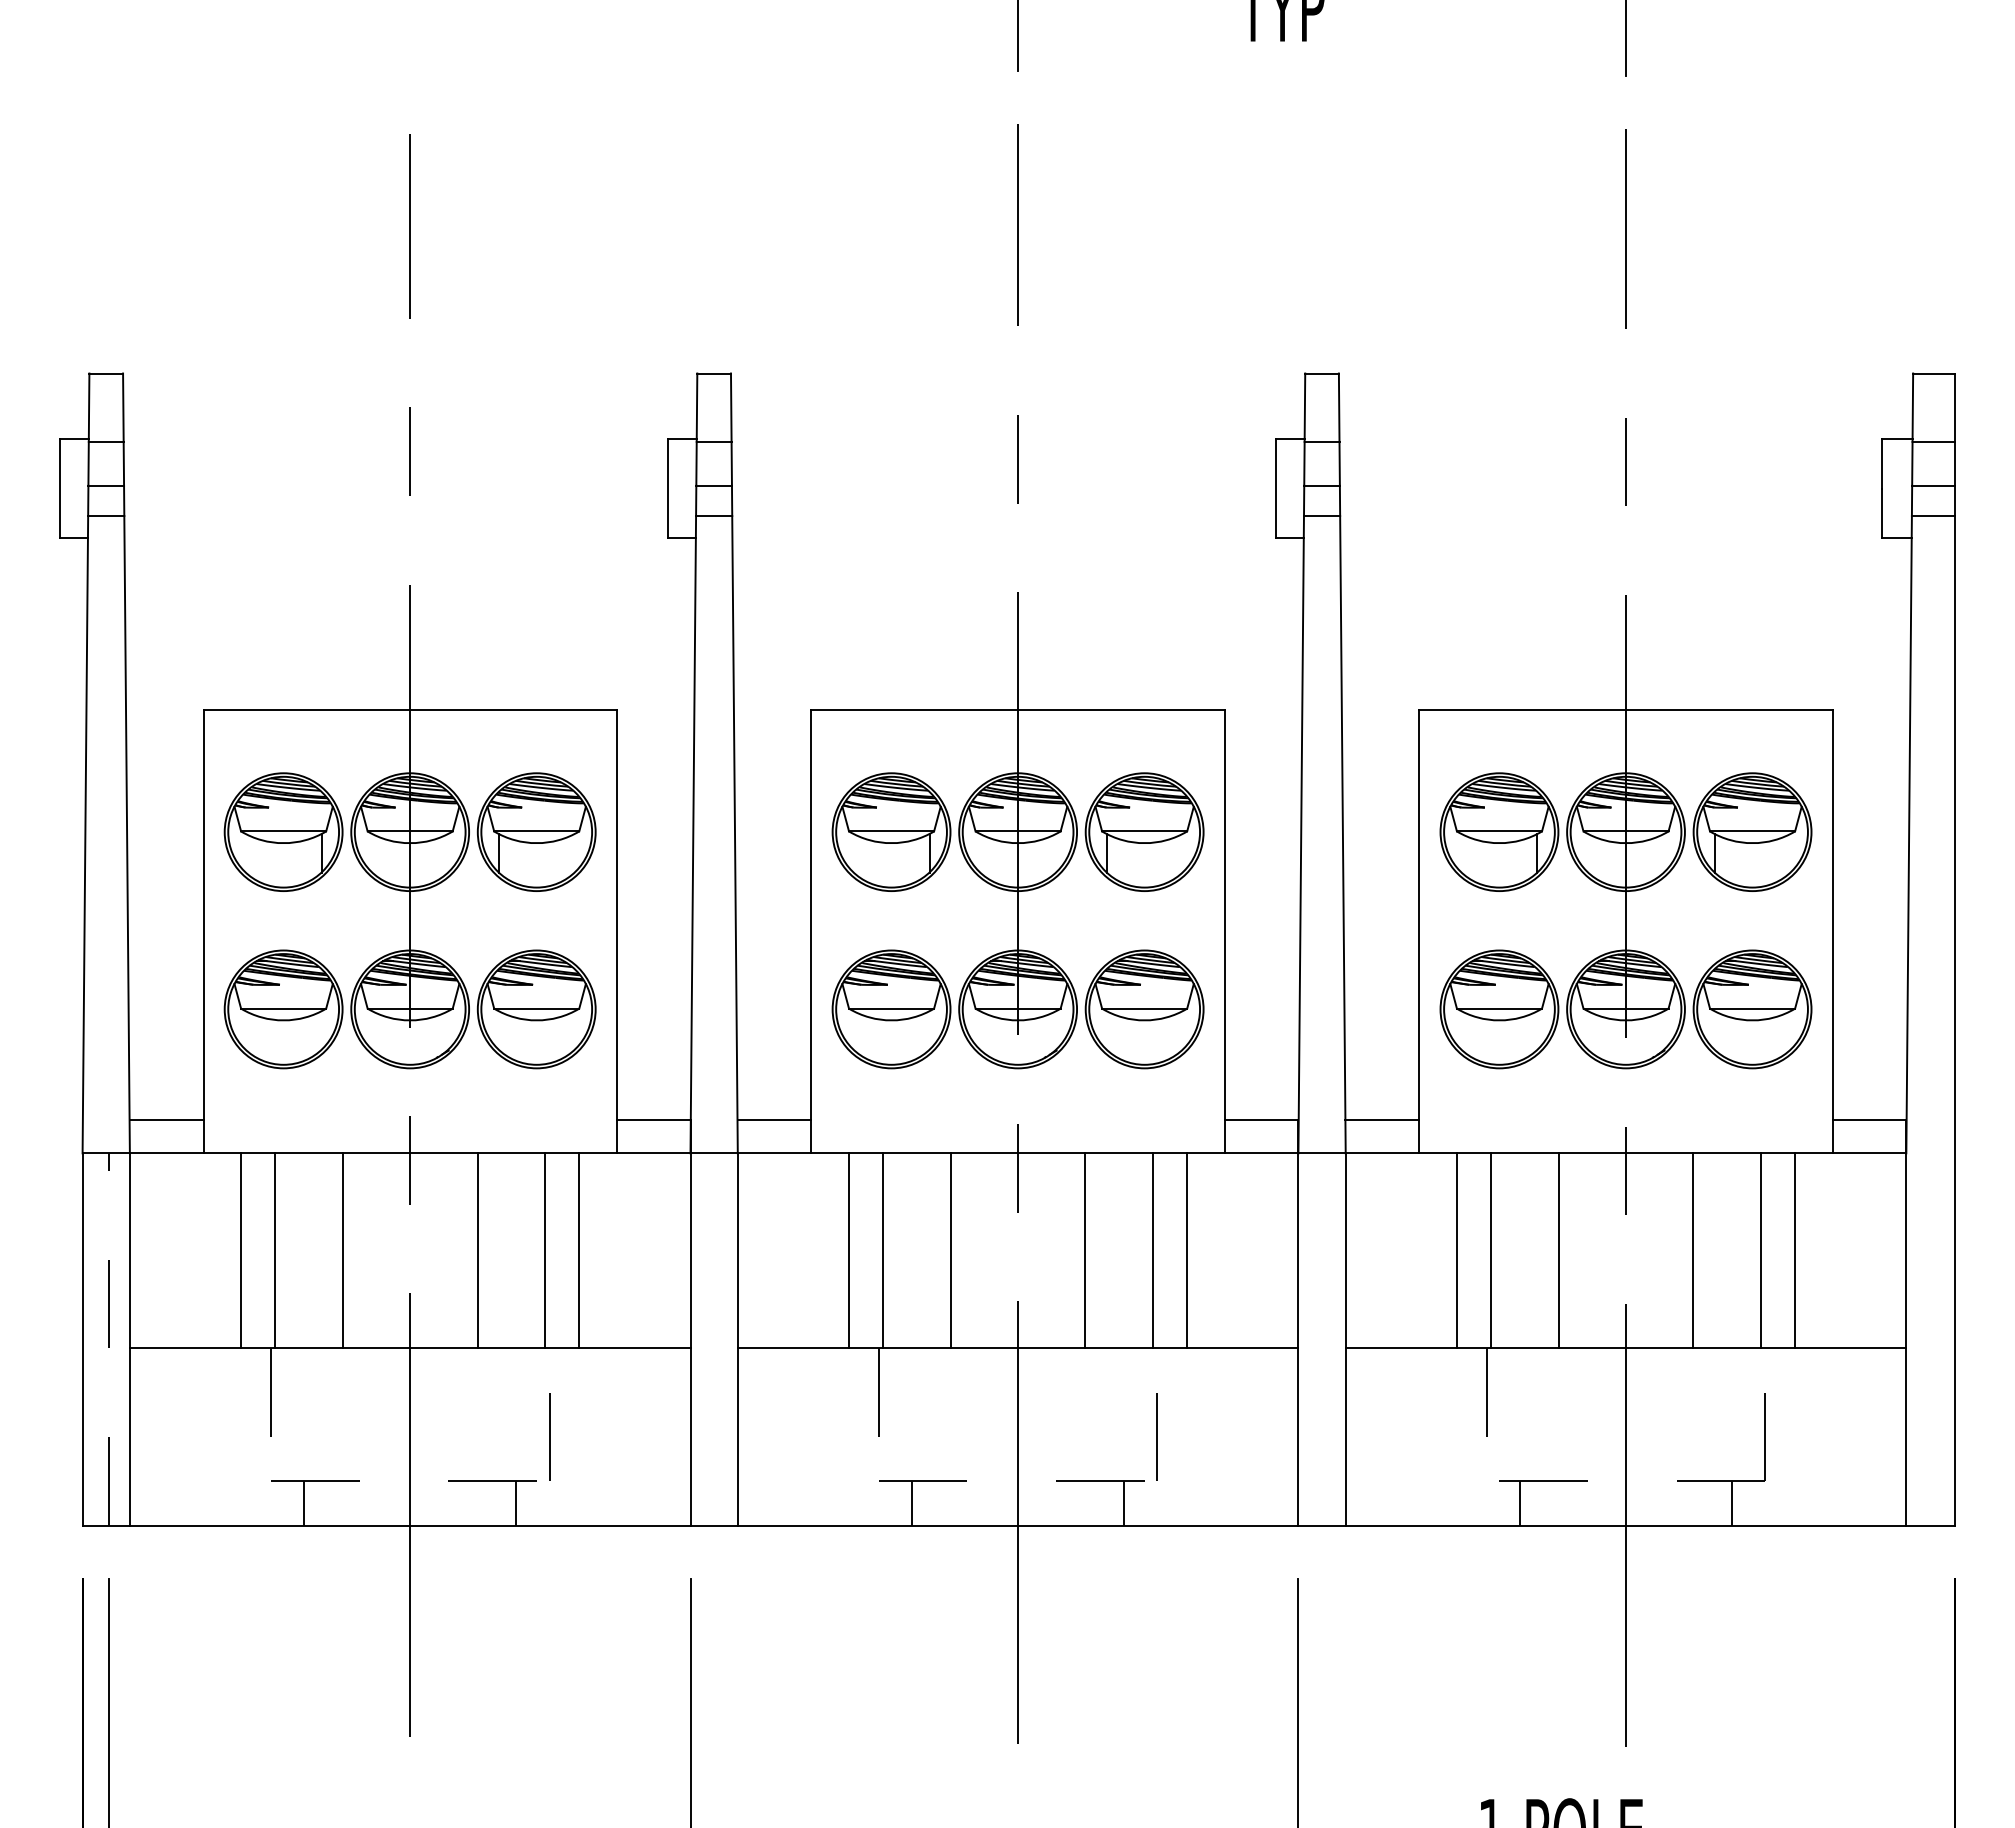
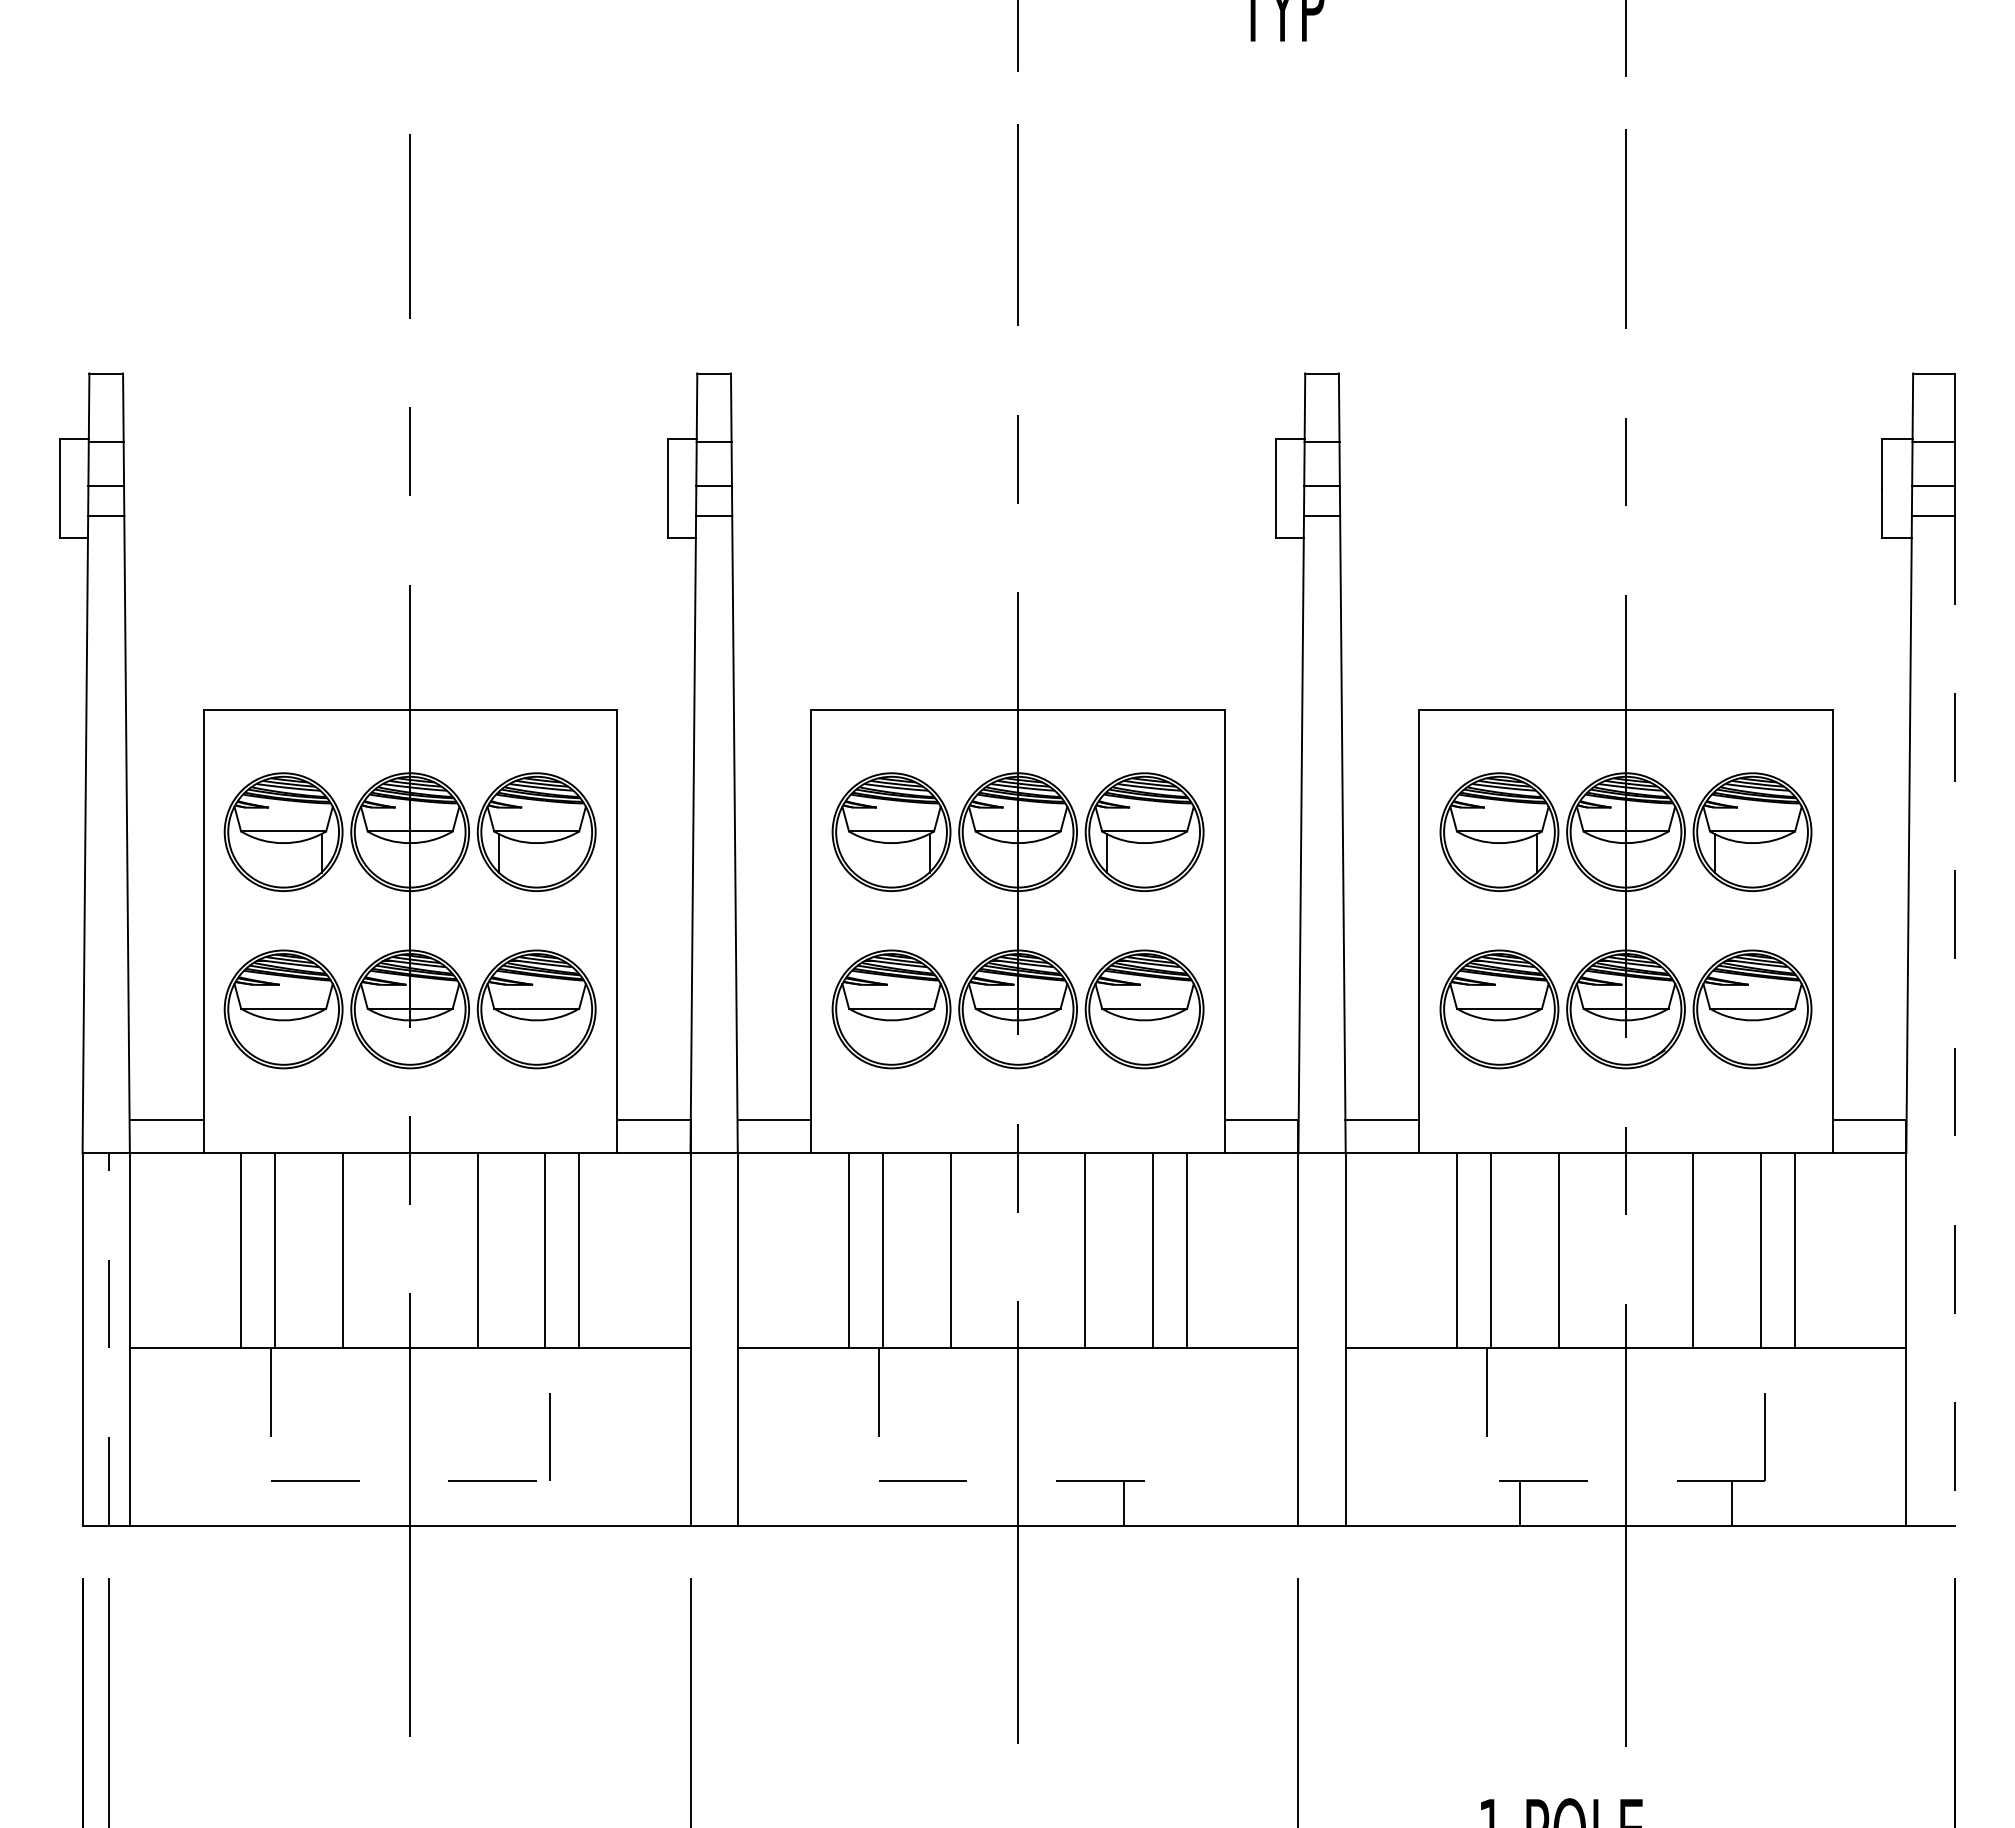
line: solid -> dashed (1954, 1020)
line: present -> none (1156, 1436)
line: present -> none (304, 1503)
line: present -> none (516, 1503)
line: present -> none (912, 1503)
